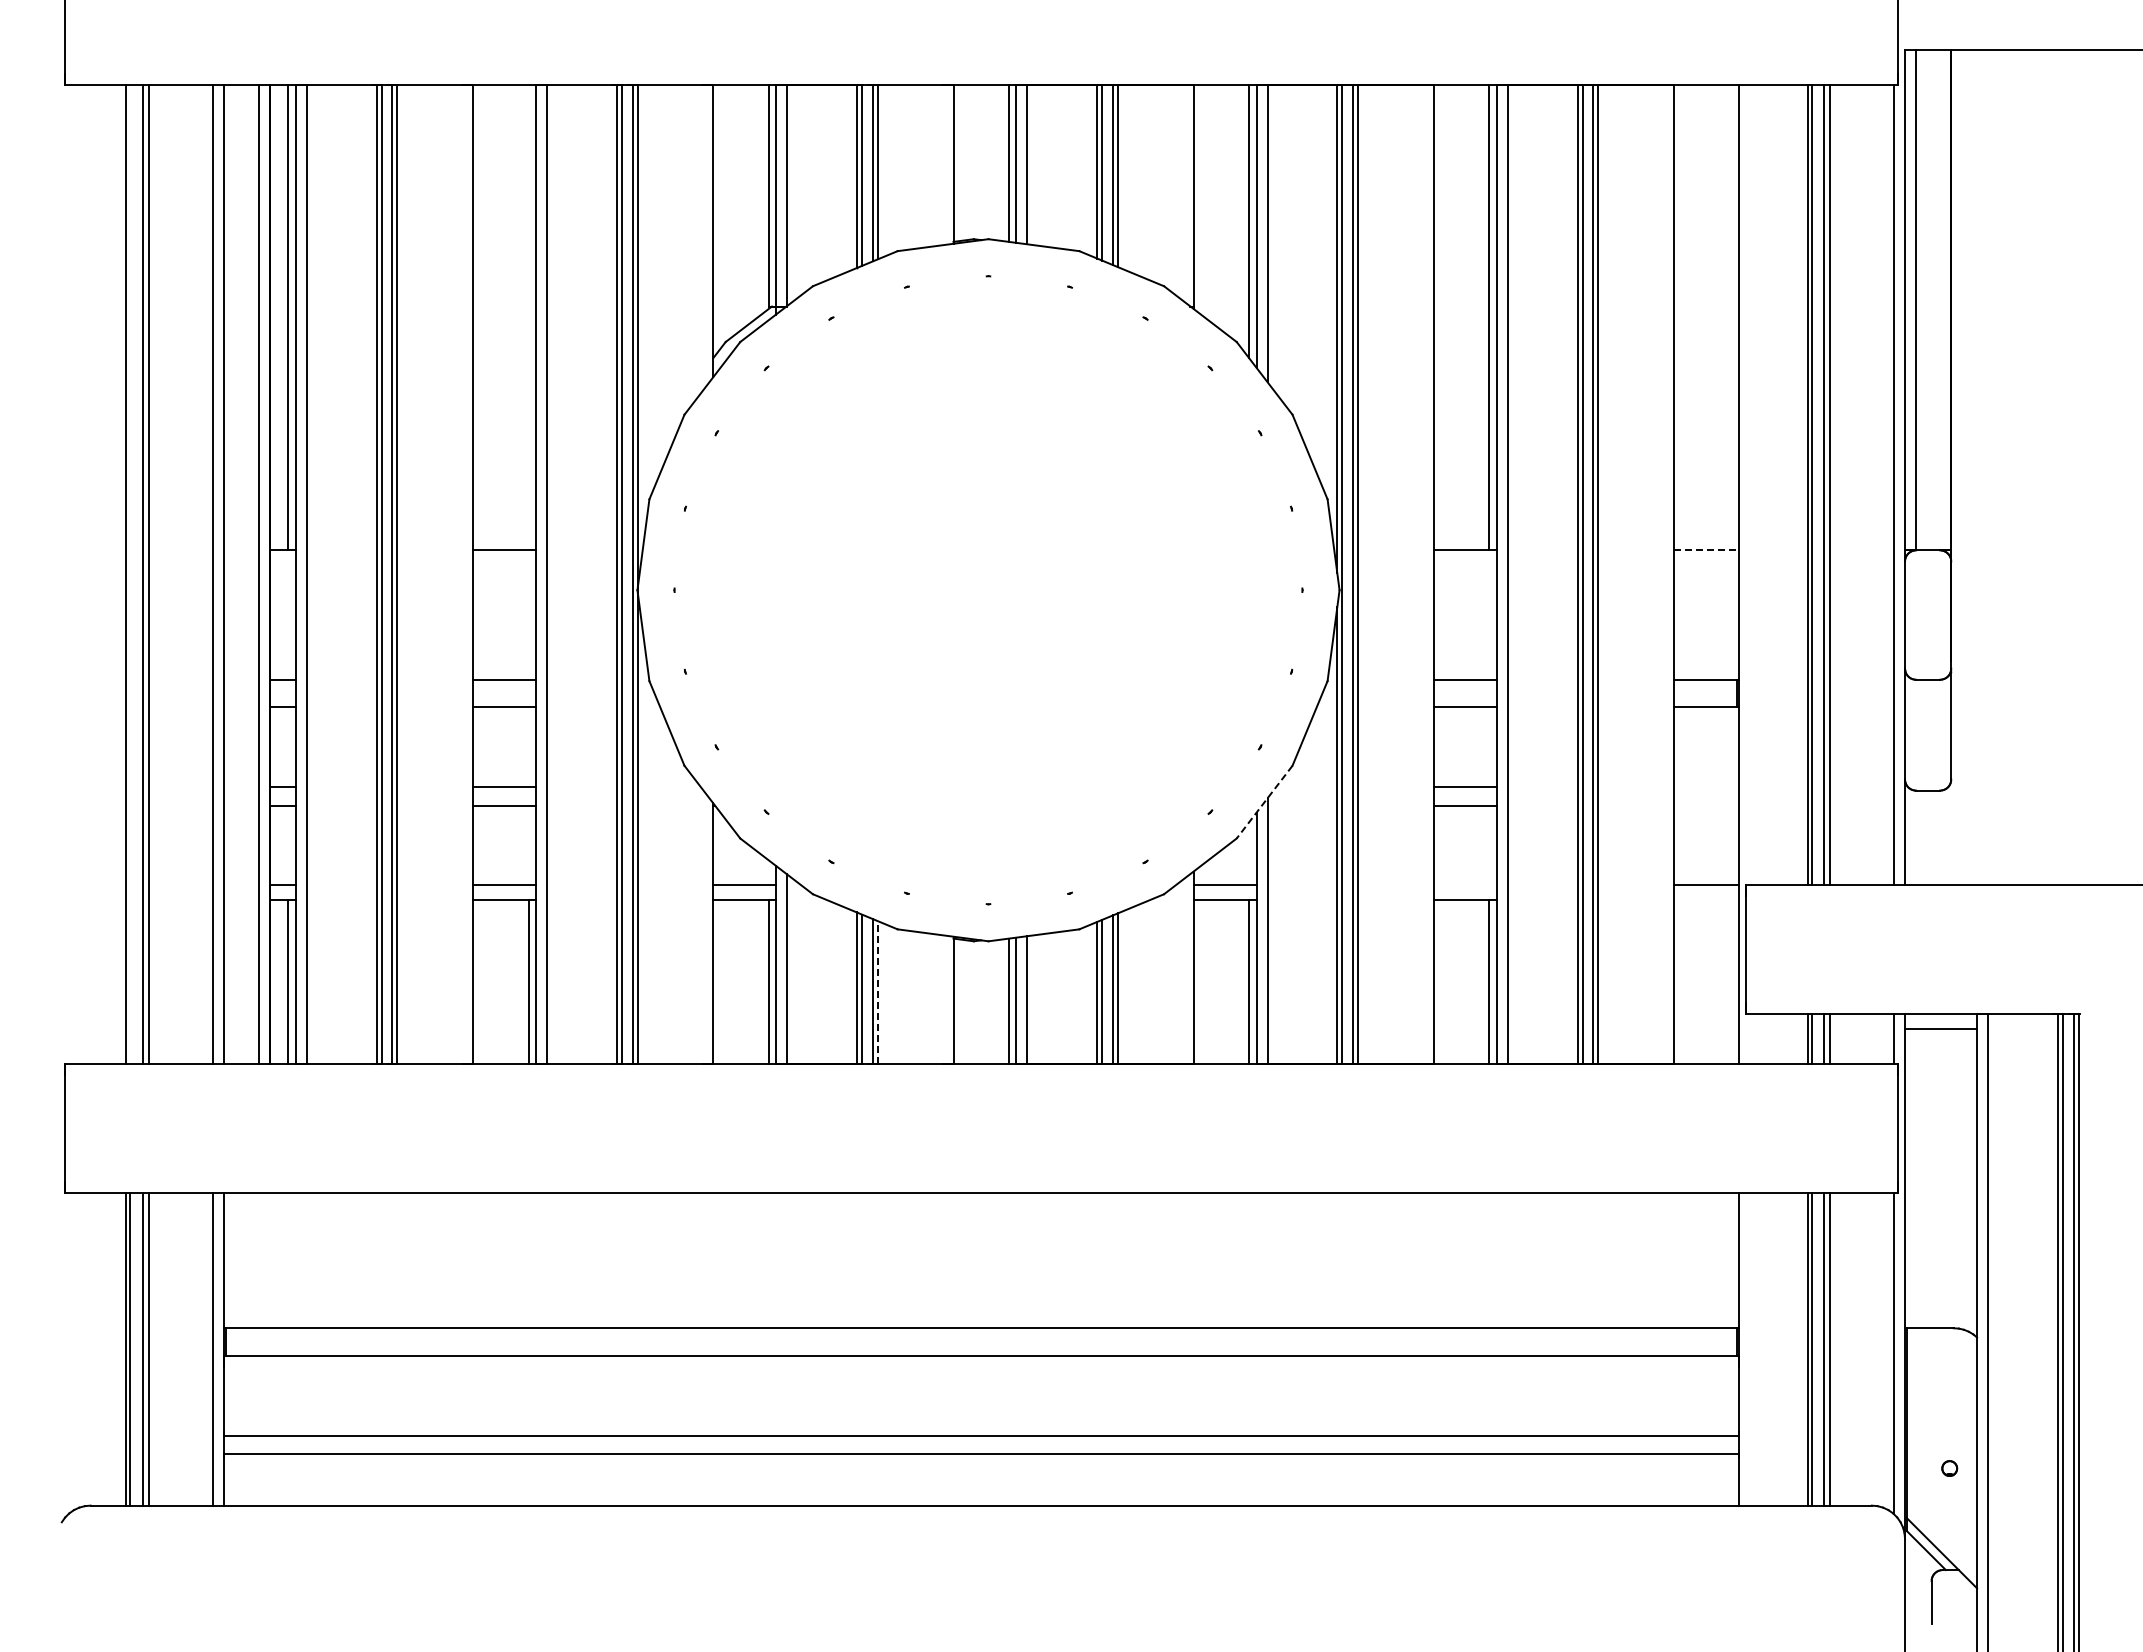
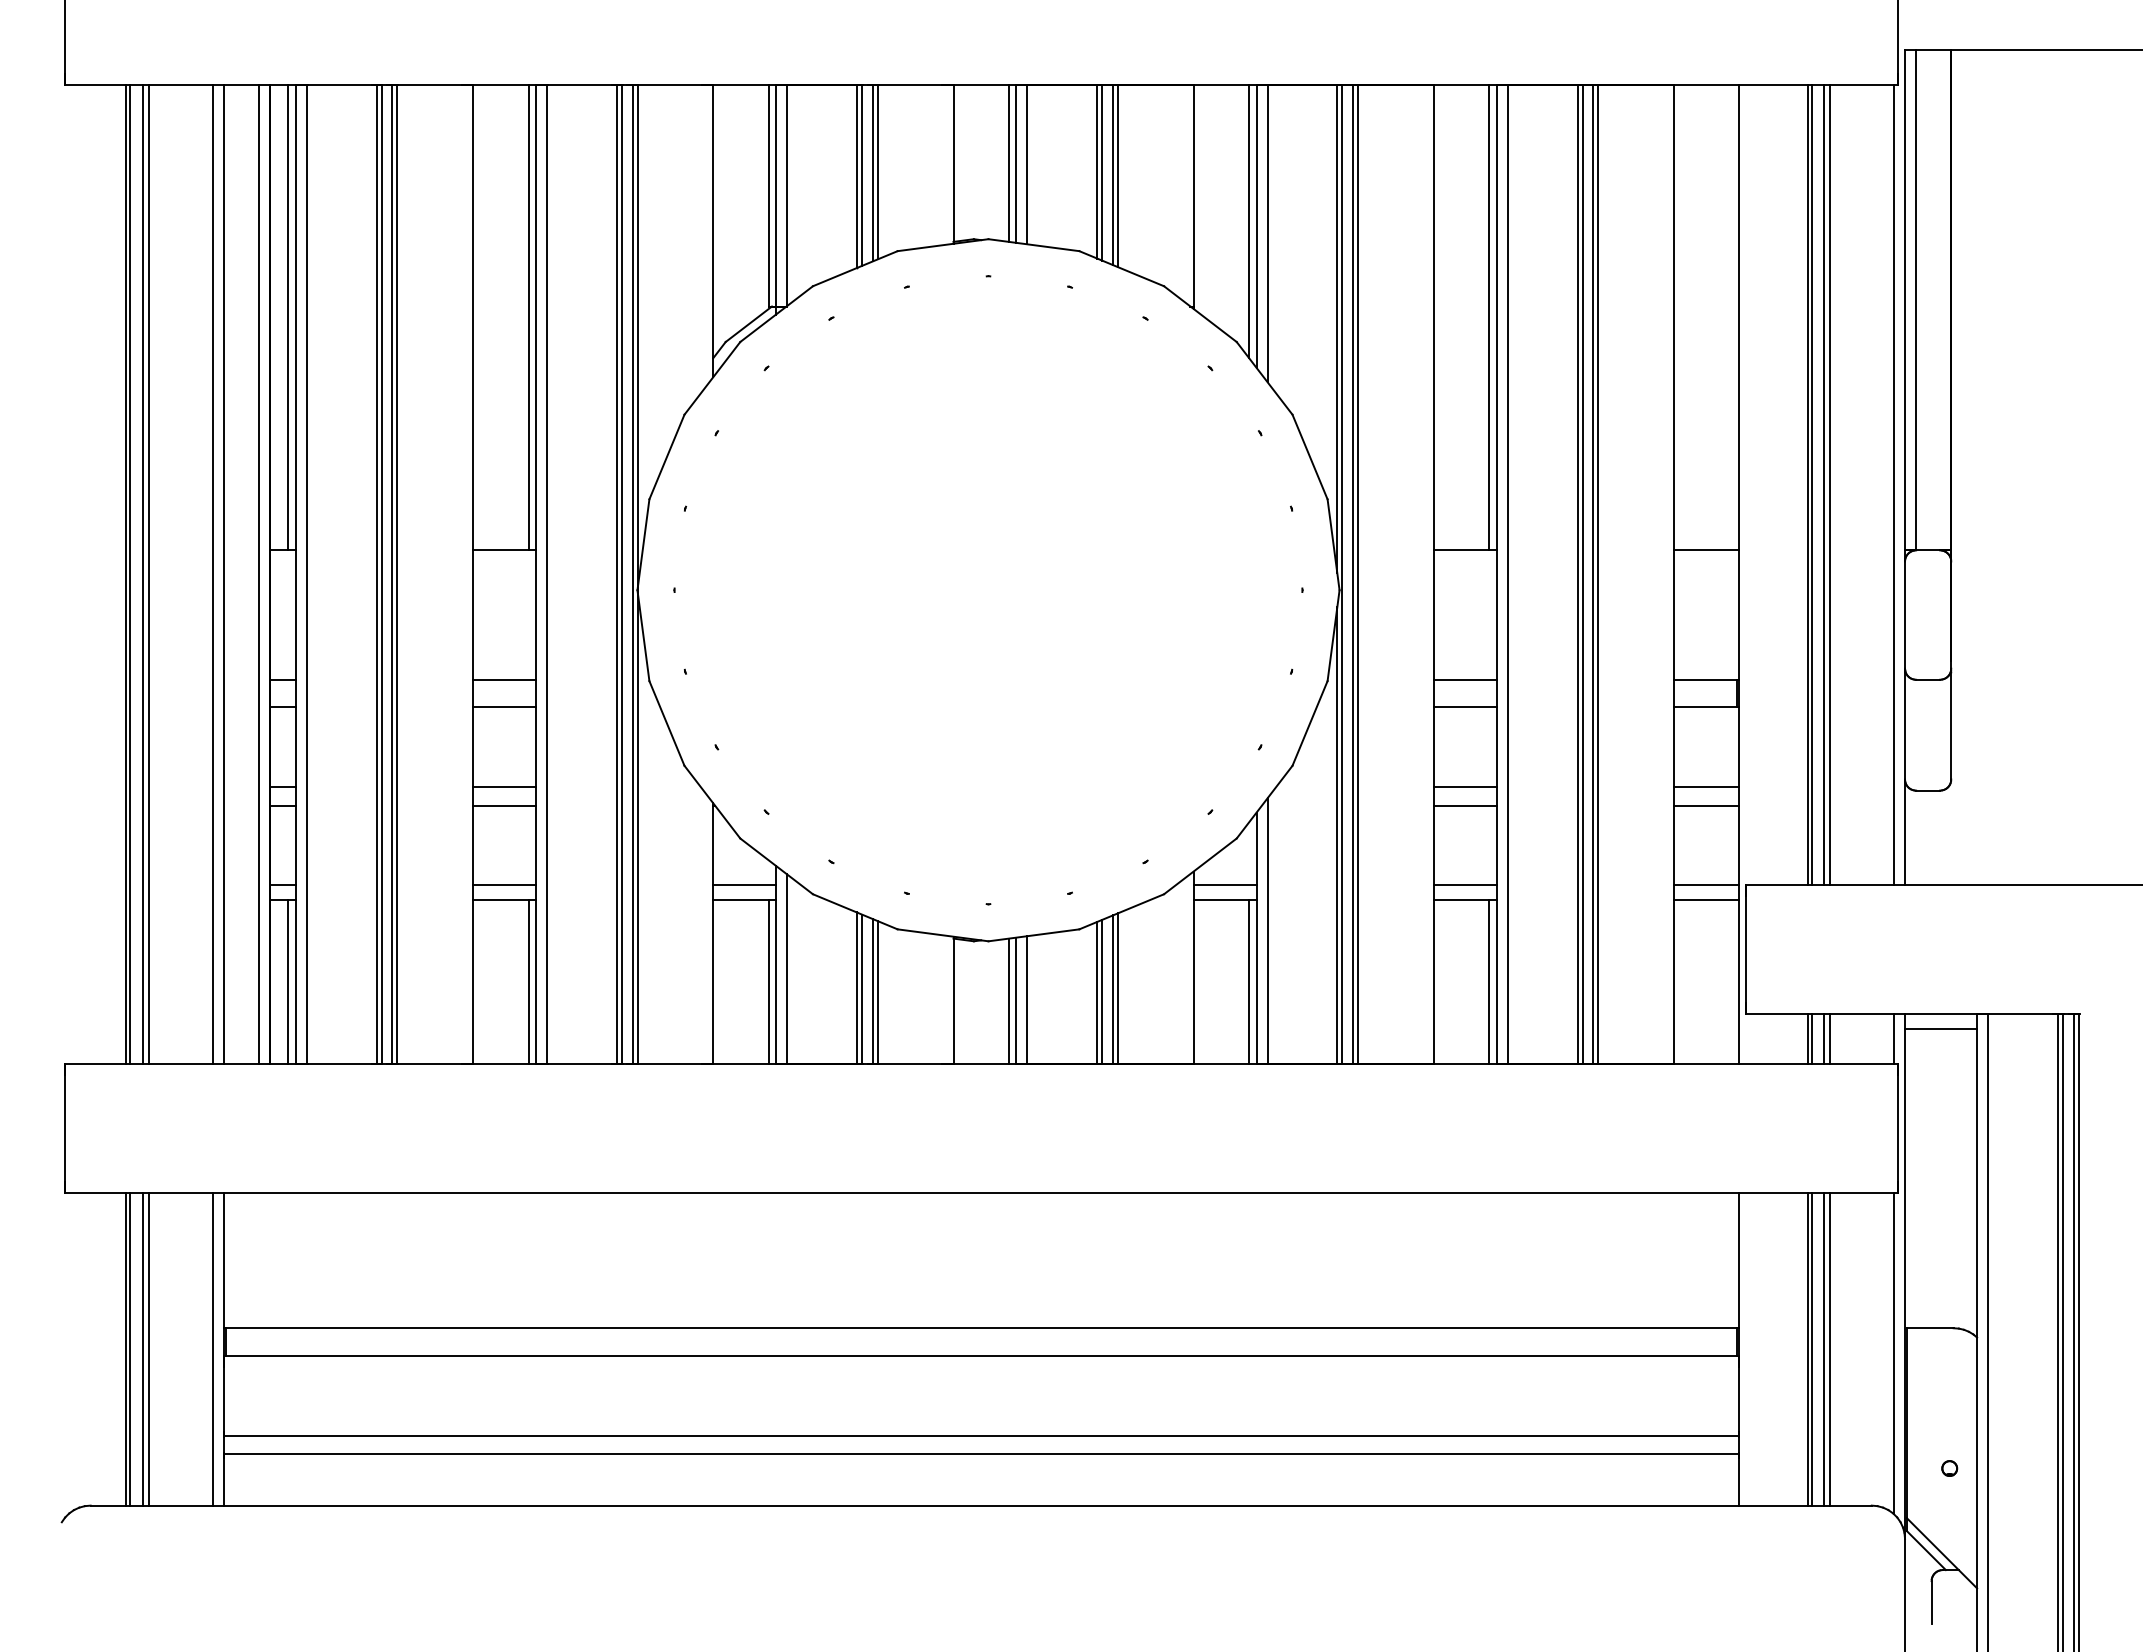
line: none -> present (528, 317)
line: dashed -> solid (1706, 550)
line: none -> present (130, 574)
line: none -> present (1706, 787)
line: dashed -> solid (1264, 802)
line: none -> present (1706, 805)
line: none -> present (1464, 884)
line: none -> present (1706, 899)
line: dashed -> solid (877, 992)
